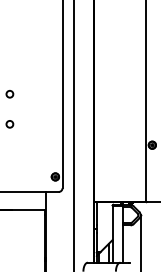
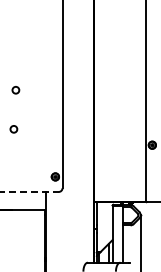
circle position: (9, 94) -> (15, 90) (15, 90)
circle position: (9, 124) -> (13, 129) (13, 129)
line: present -> none (73, 135)
line: solid -> dashed (29, 191)
